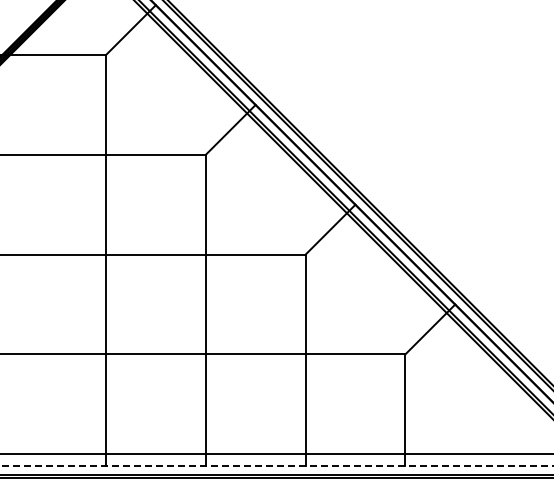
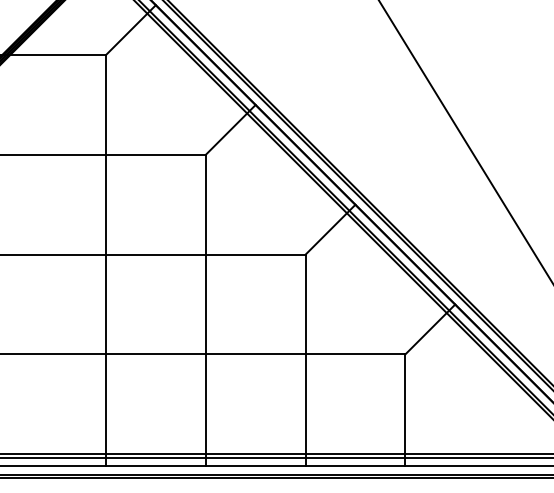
line: none -> present (465, 140)
line: none -> present (276, 457)
line: dashed -> solid (277, 466)
